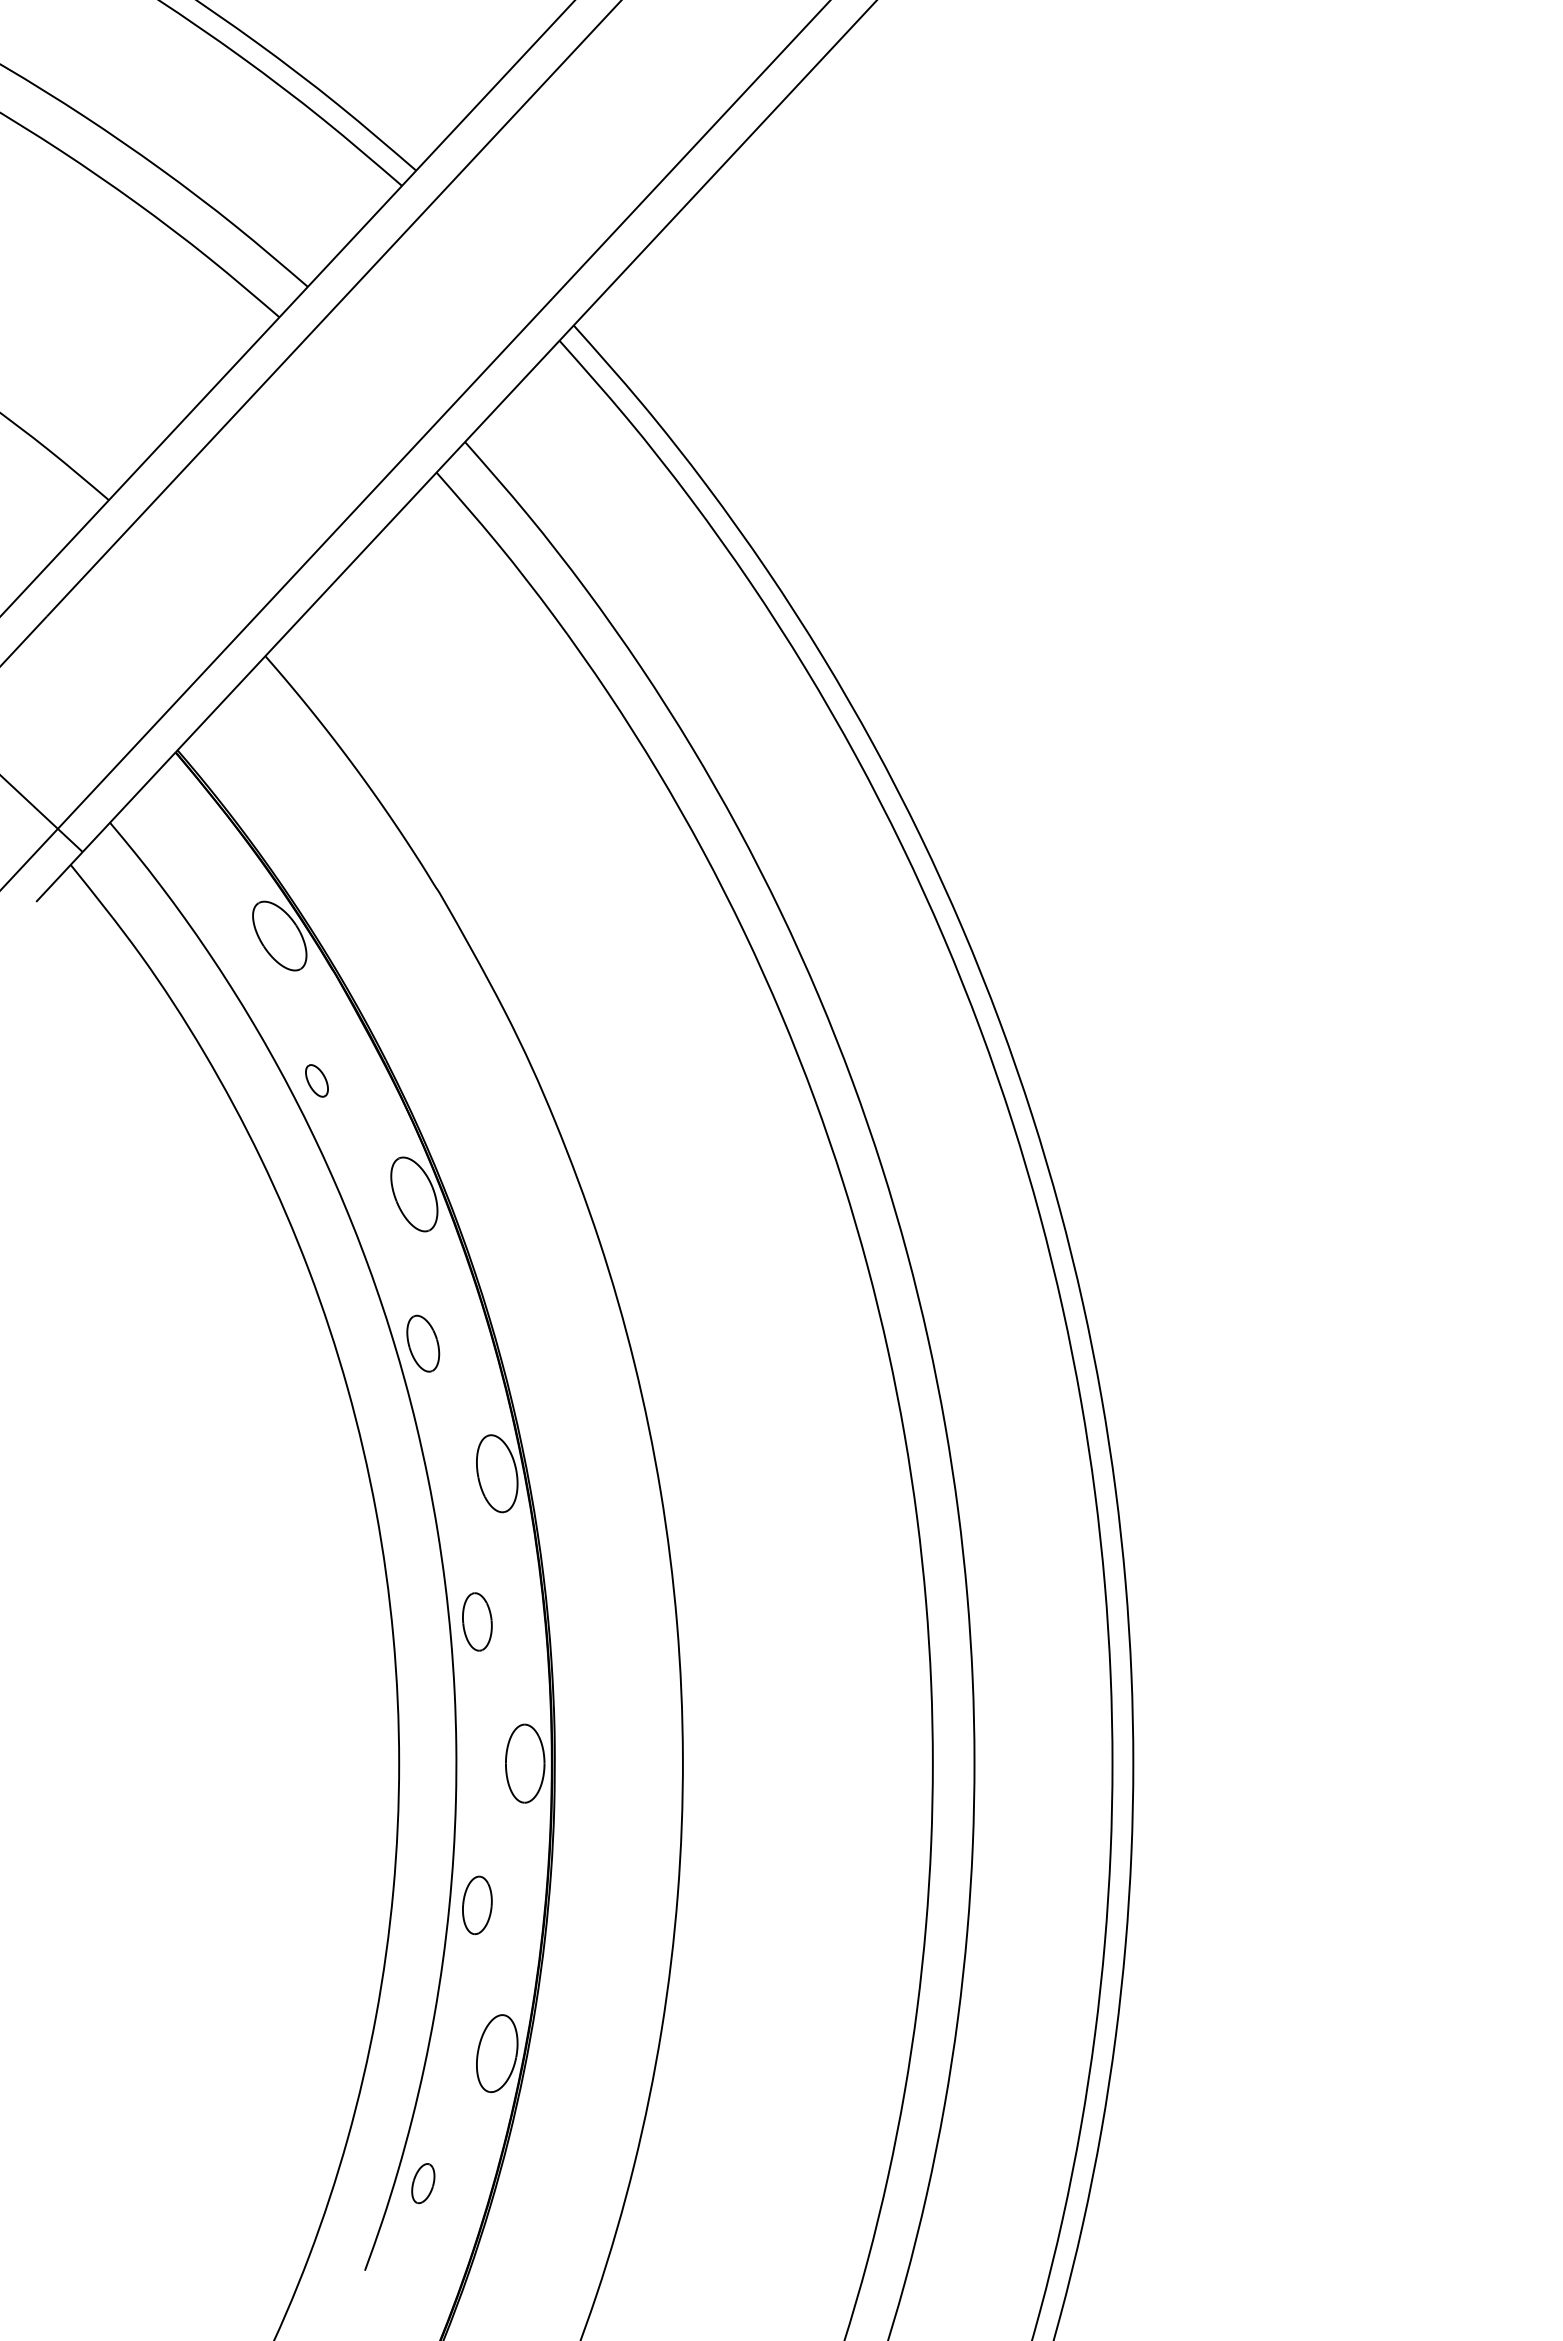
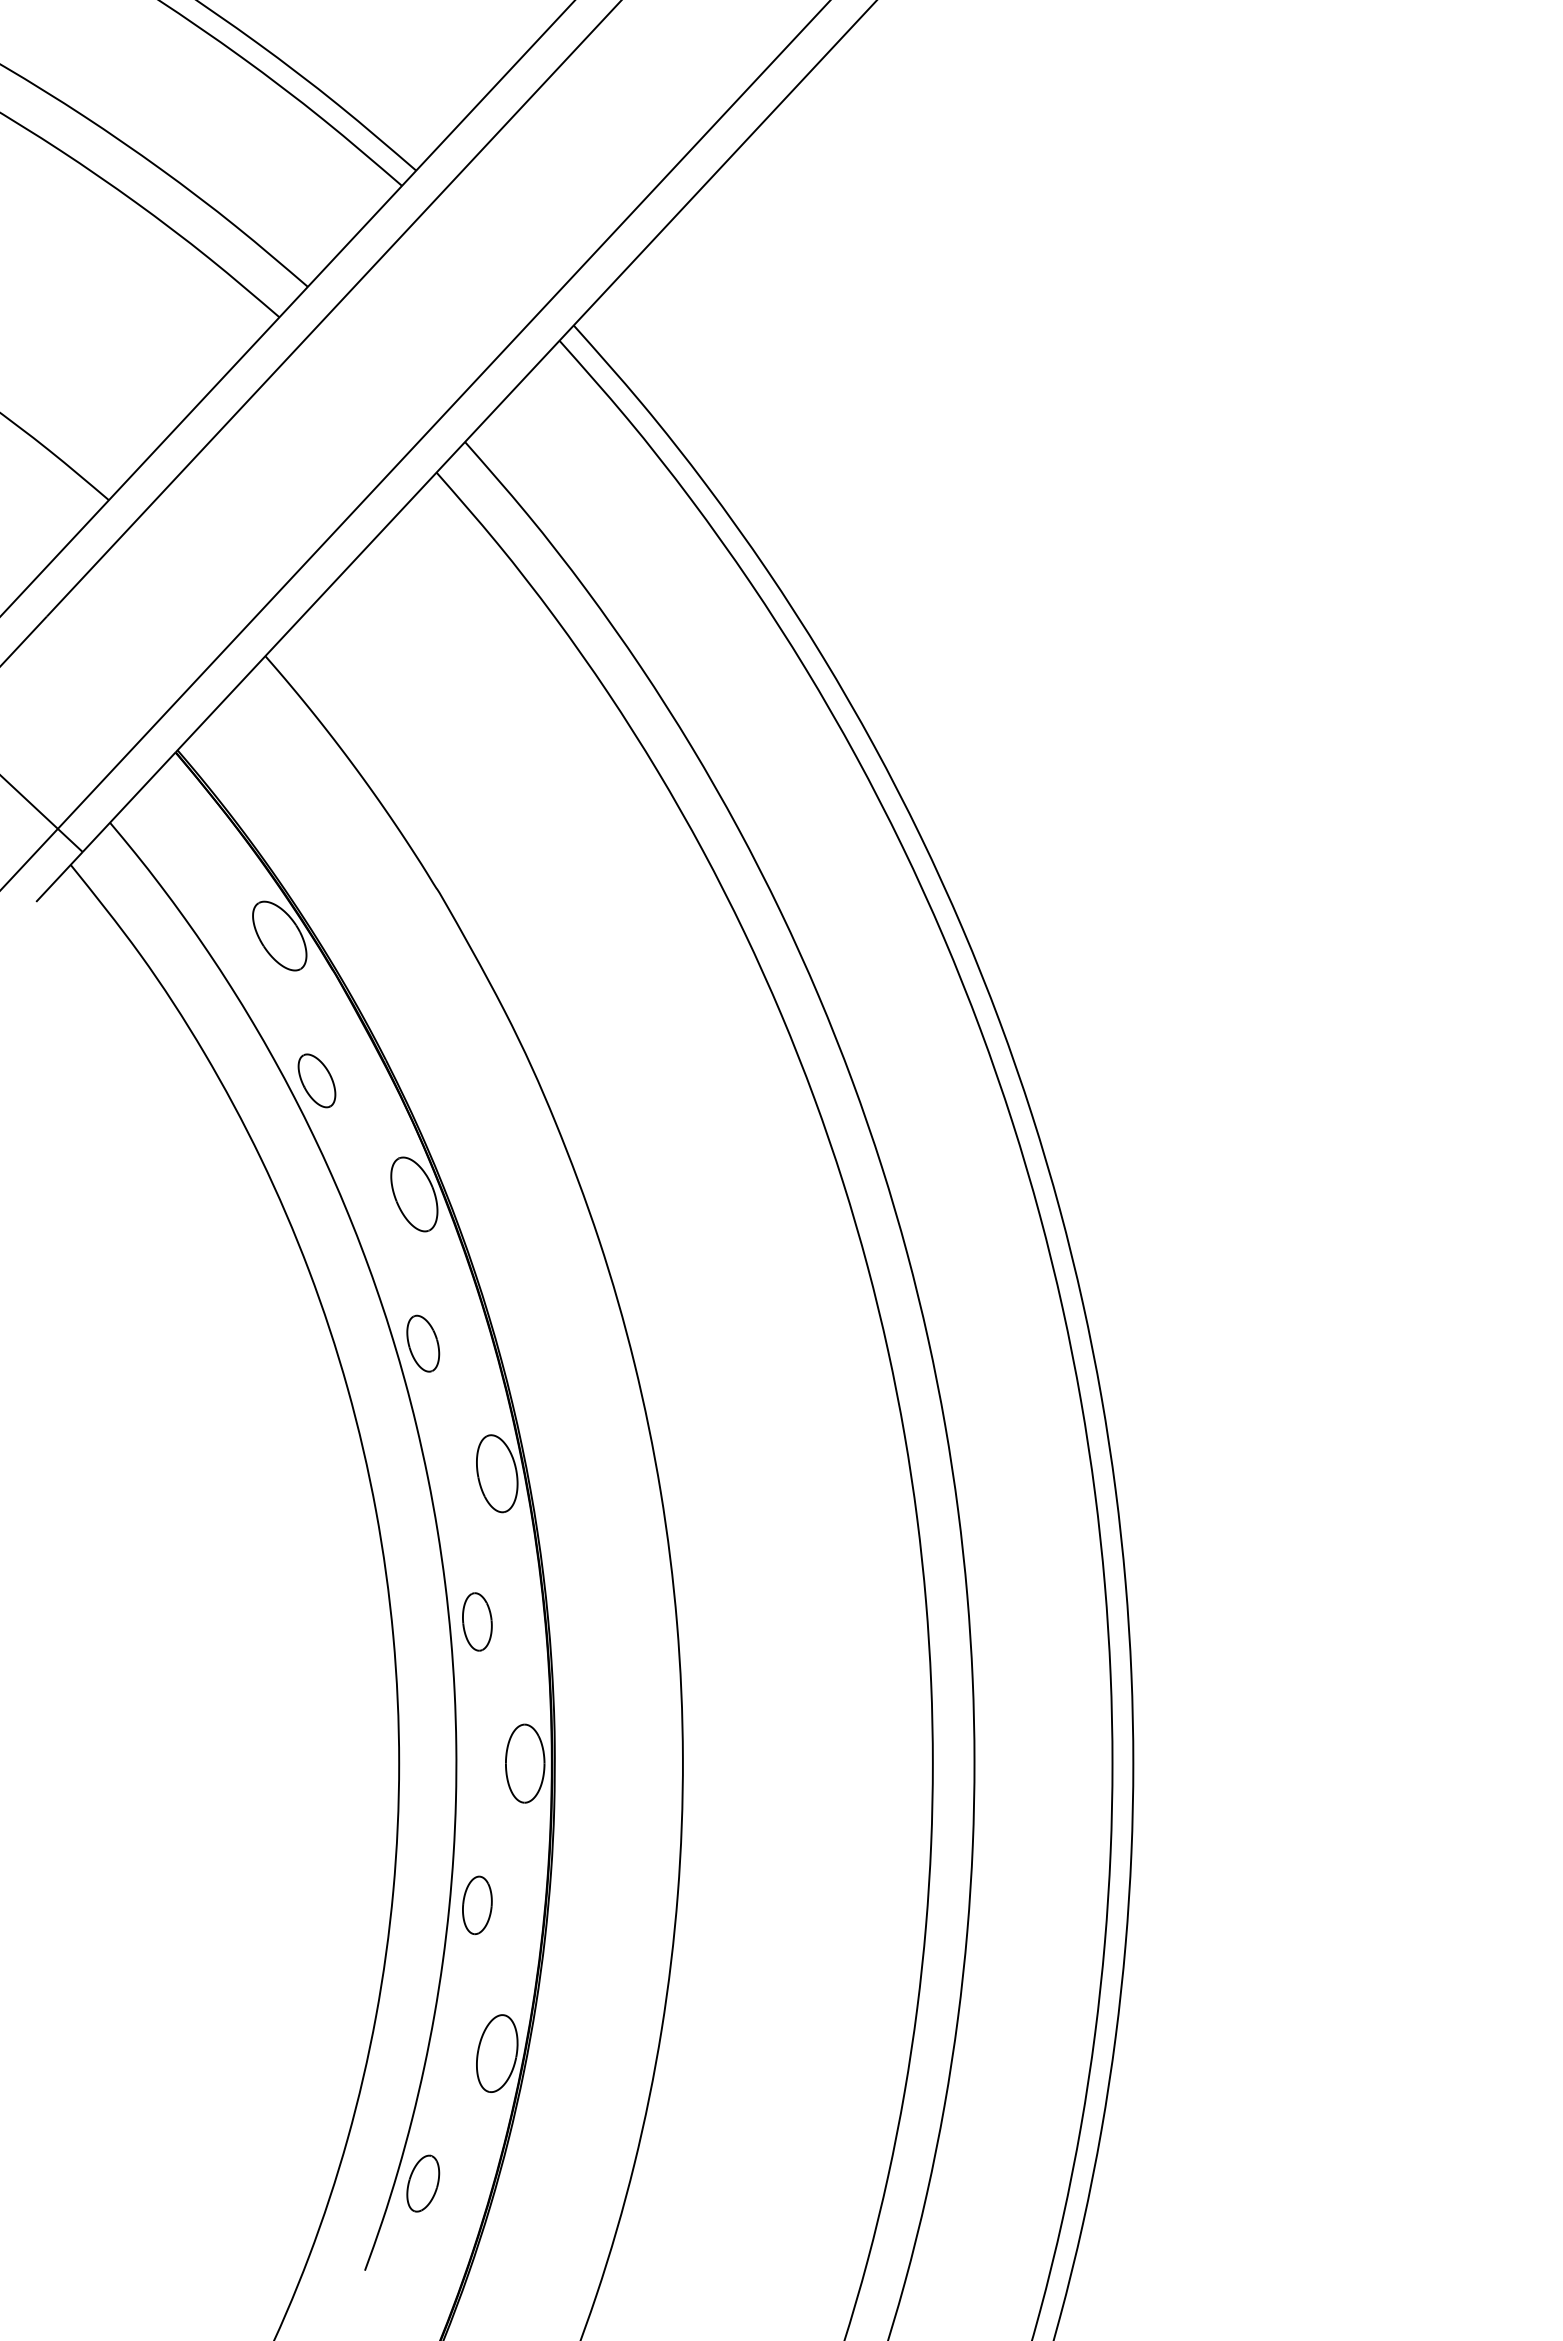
part size: 24x34 px -> 40x56 px (316, 1080)
part size: 25x42 px -> 35x59 px (423, 2183)
